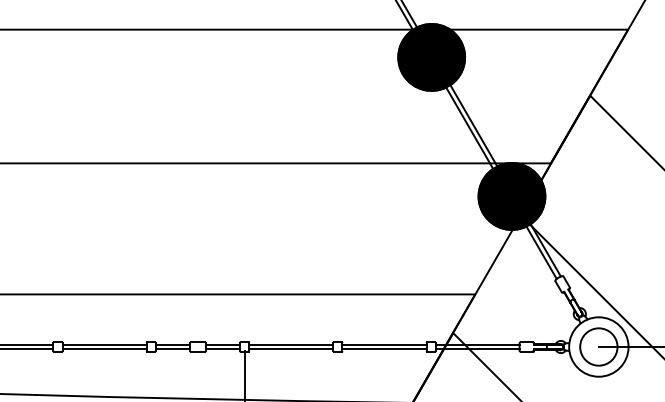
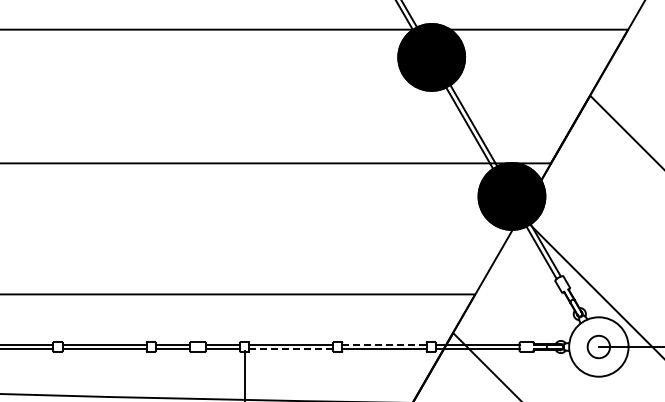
line: solid -> dashed (385, 344)
circle diameter: 37 px -> 22 px (598, 346)
line: solid -> dashed (291, 349)
